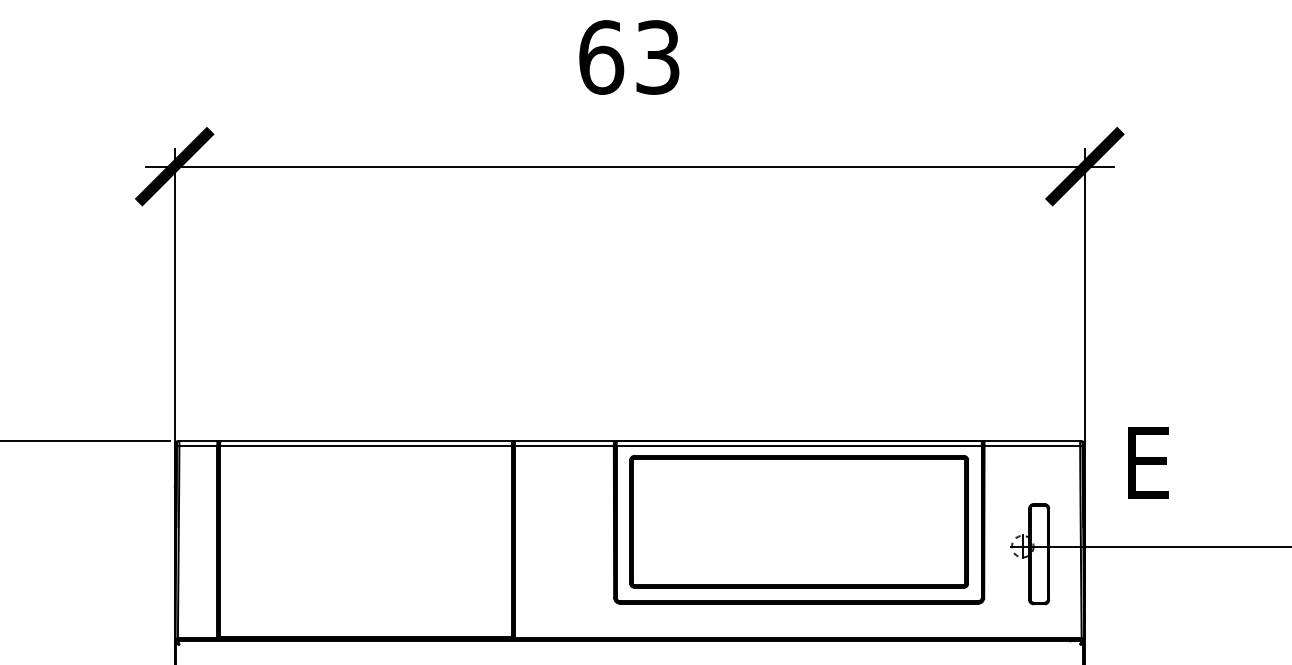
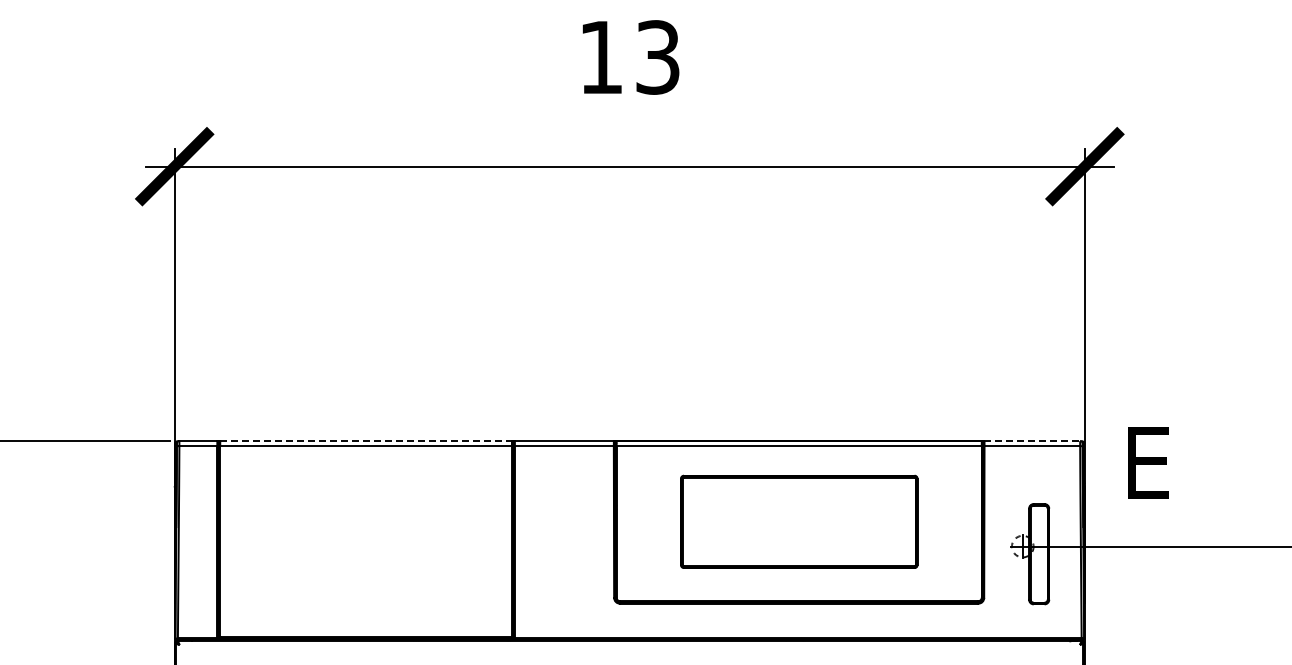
text: 63 -> 13 (601, 57)
line: solid -> dashed (366, 441)
line: solid -> dashed (1032, 441)
part size: 341x134 px -> 239x95 px (799, 521)
